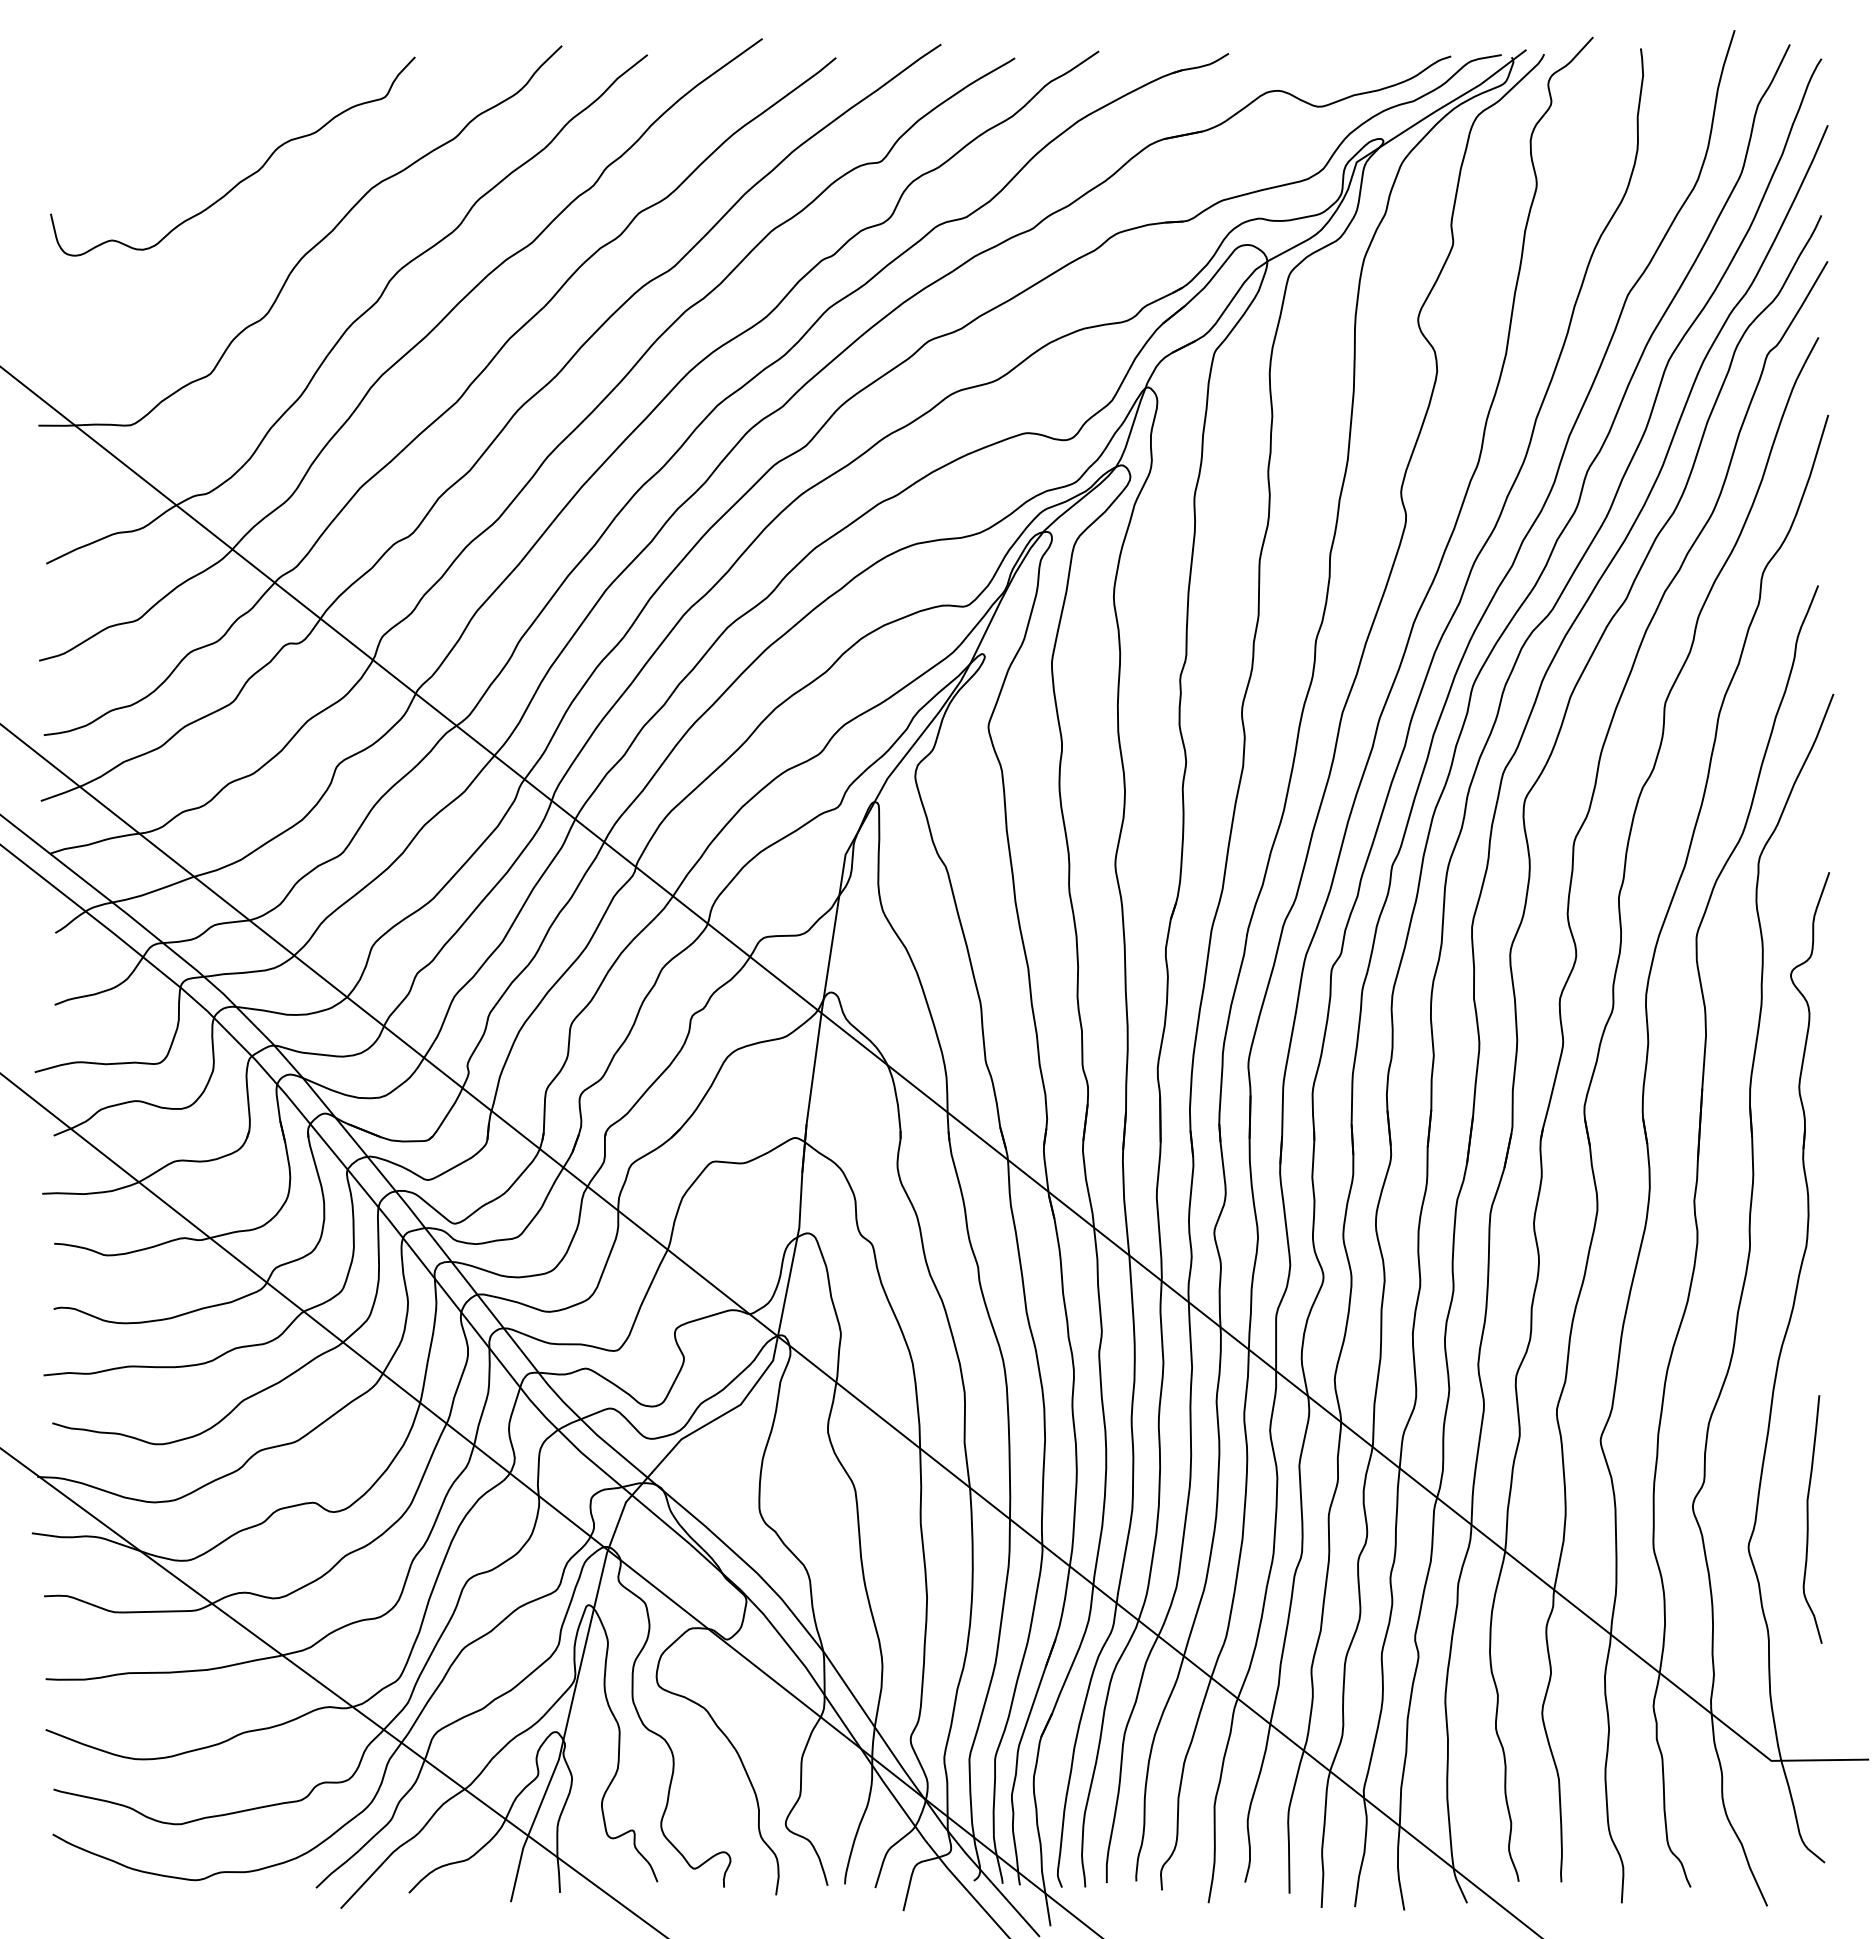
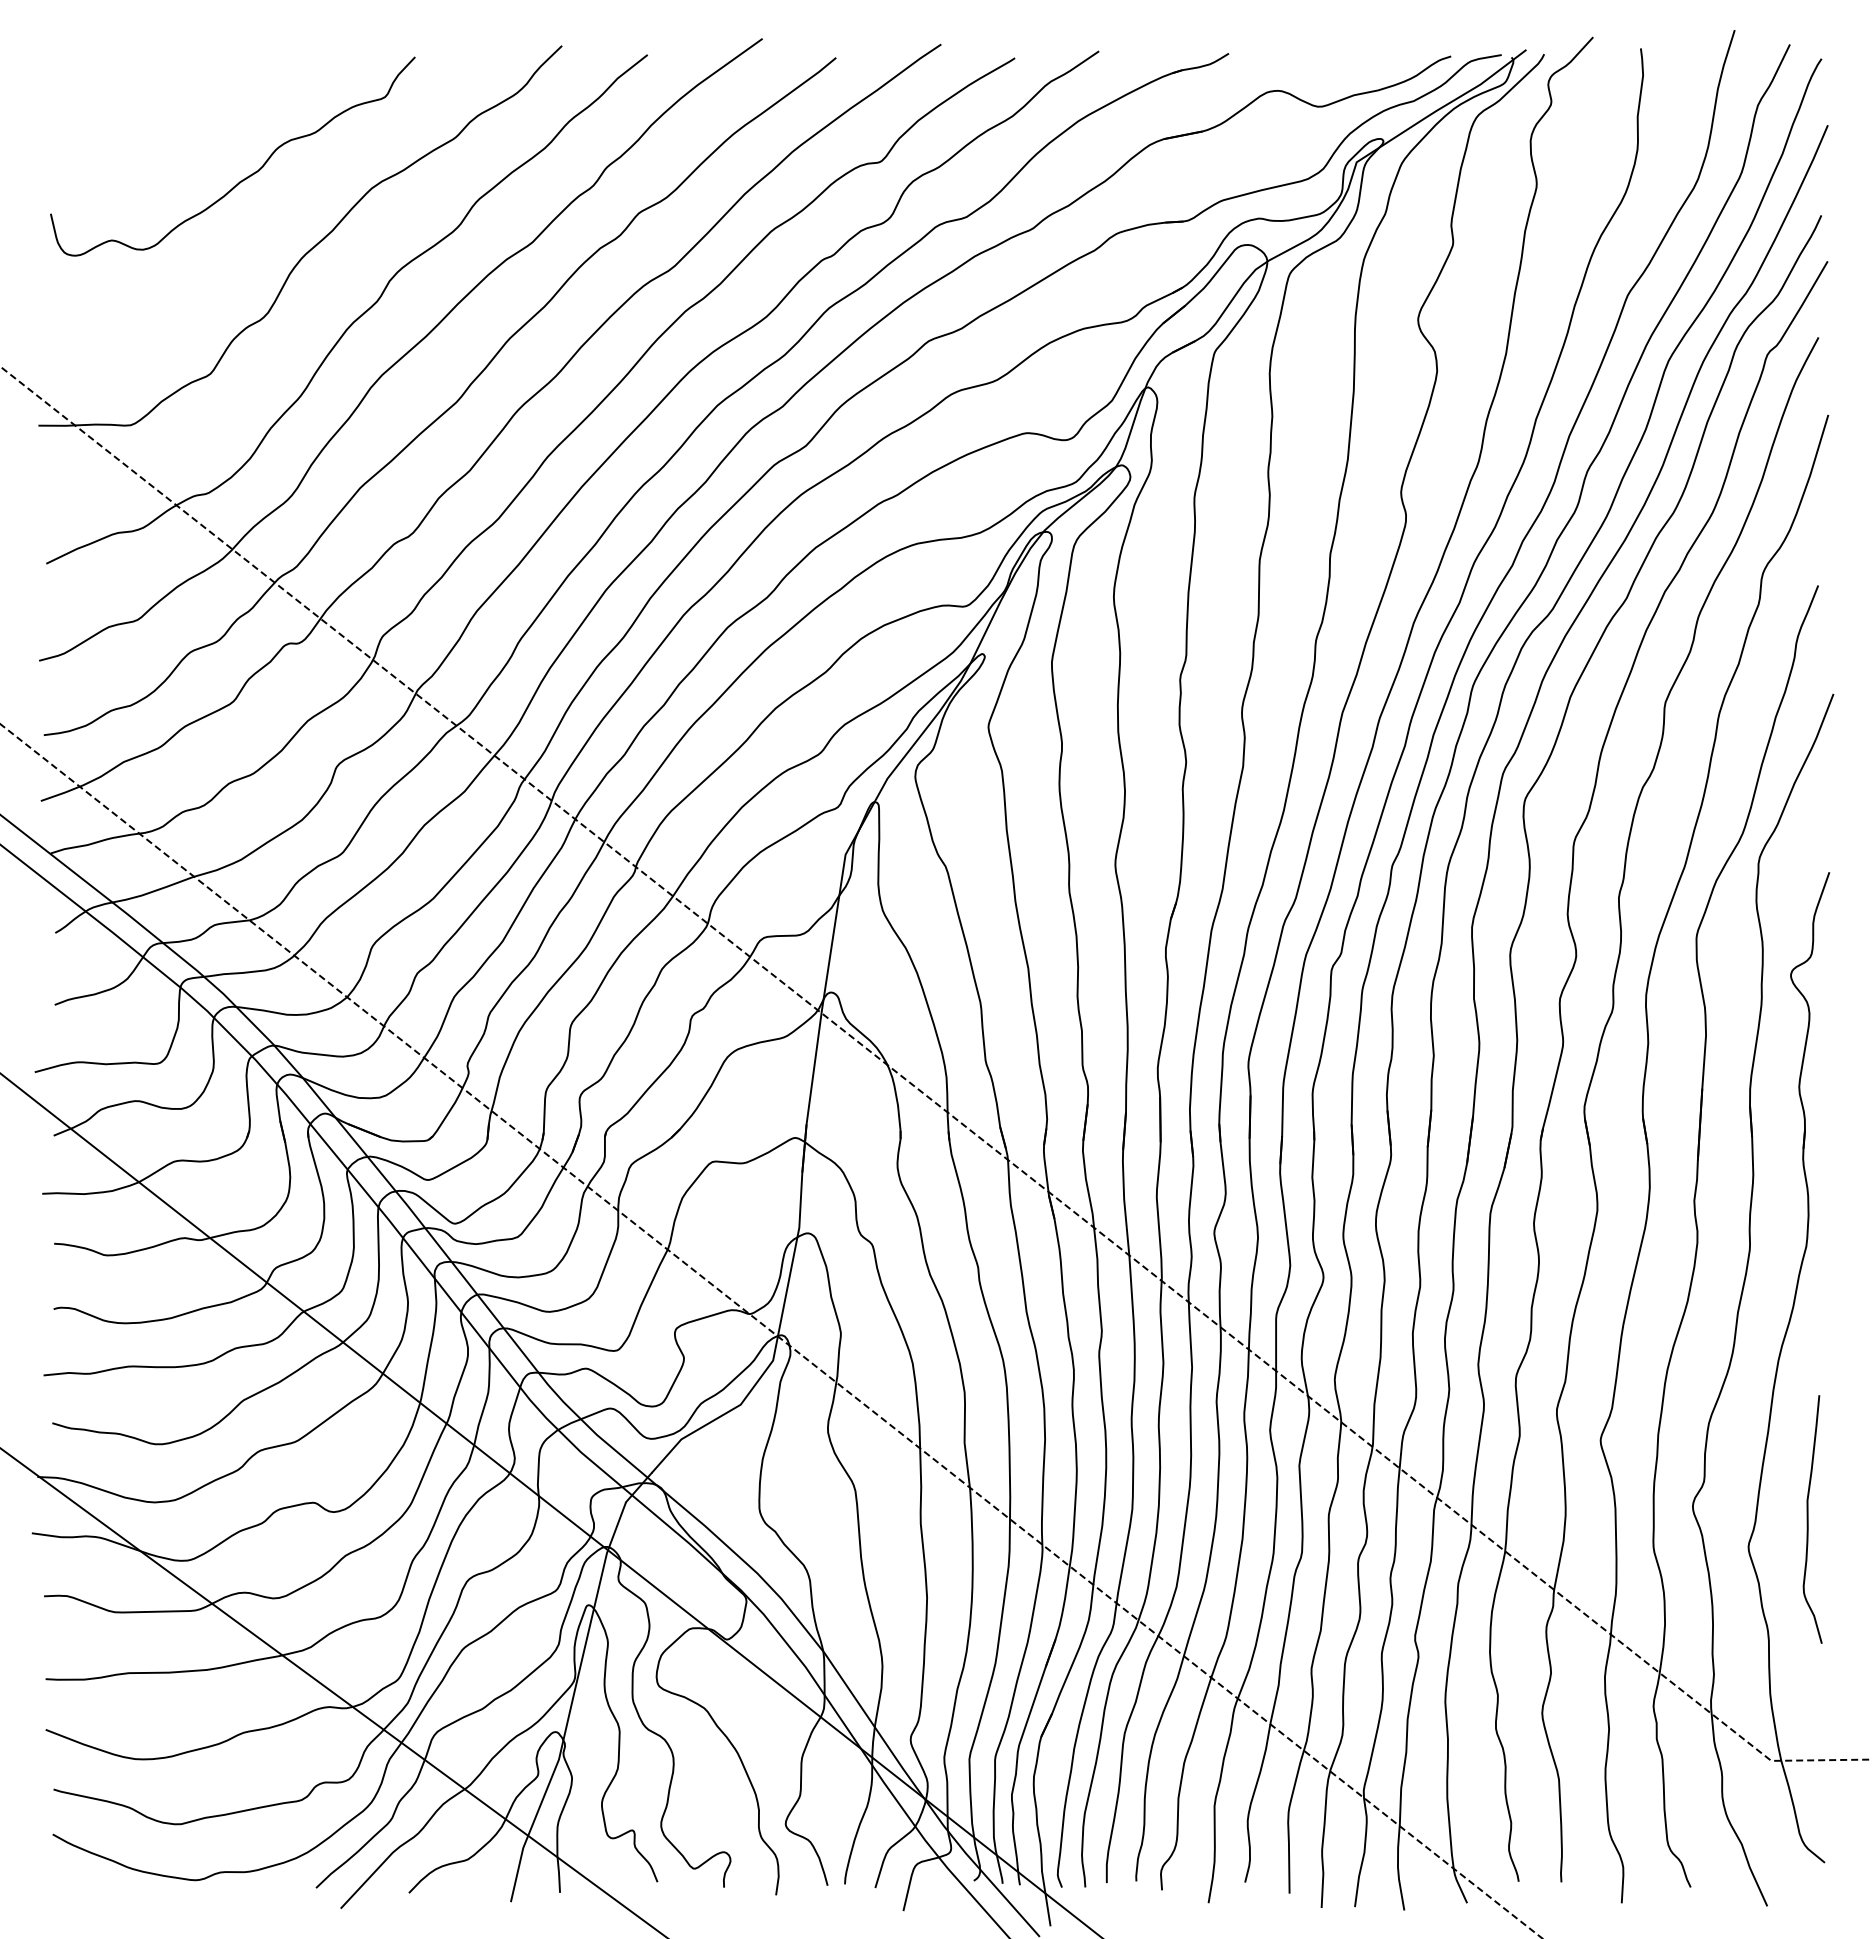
line: solid -> dashed (924, 1094)
line: solid -> dashed (771, 1331)
